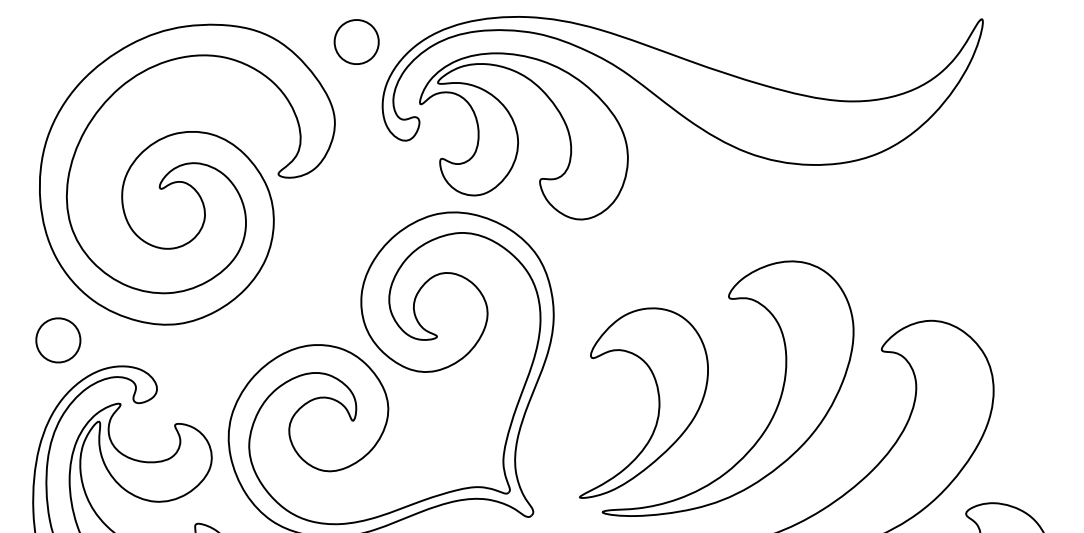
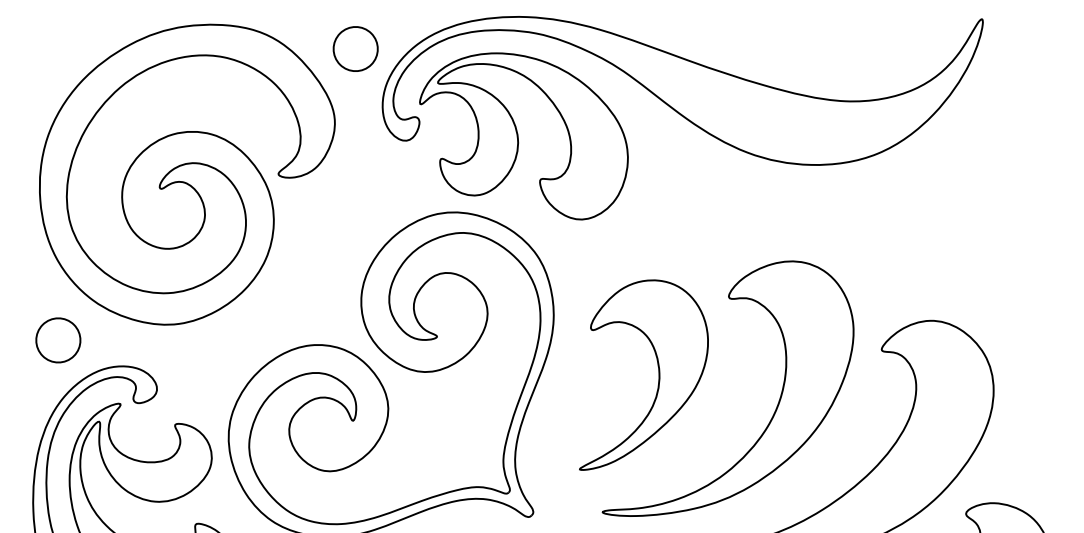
part position: (356, 41) -> (355, 48) (355, 48)
part position: (658, 402) -> (658, 374) (658, 374)
